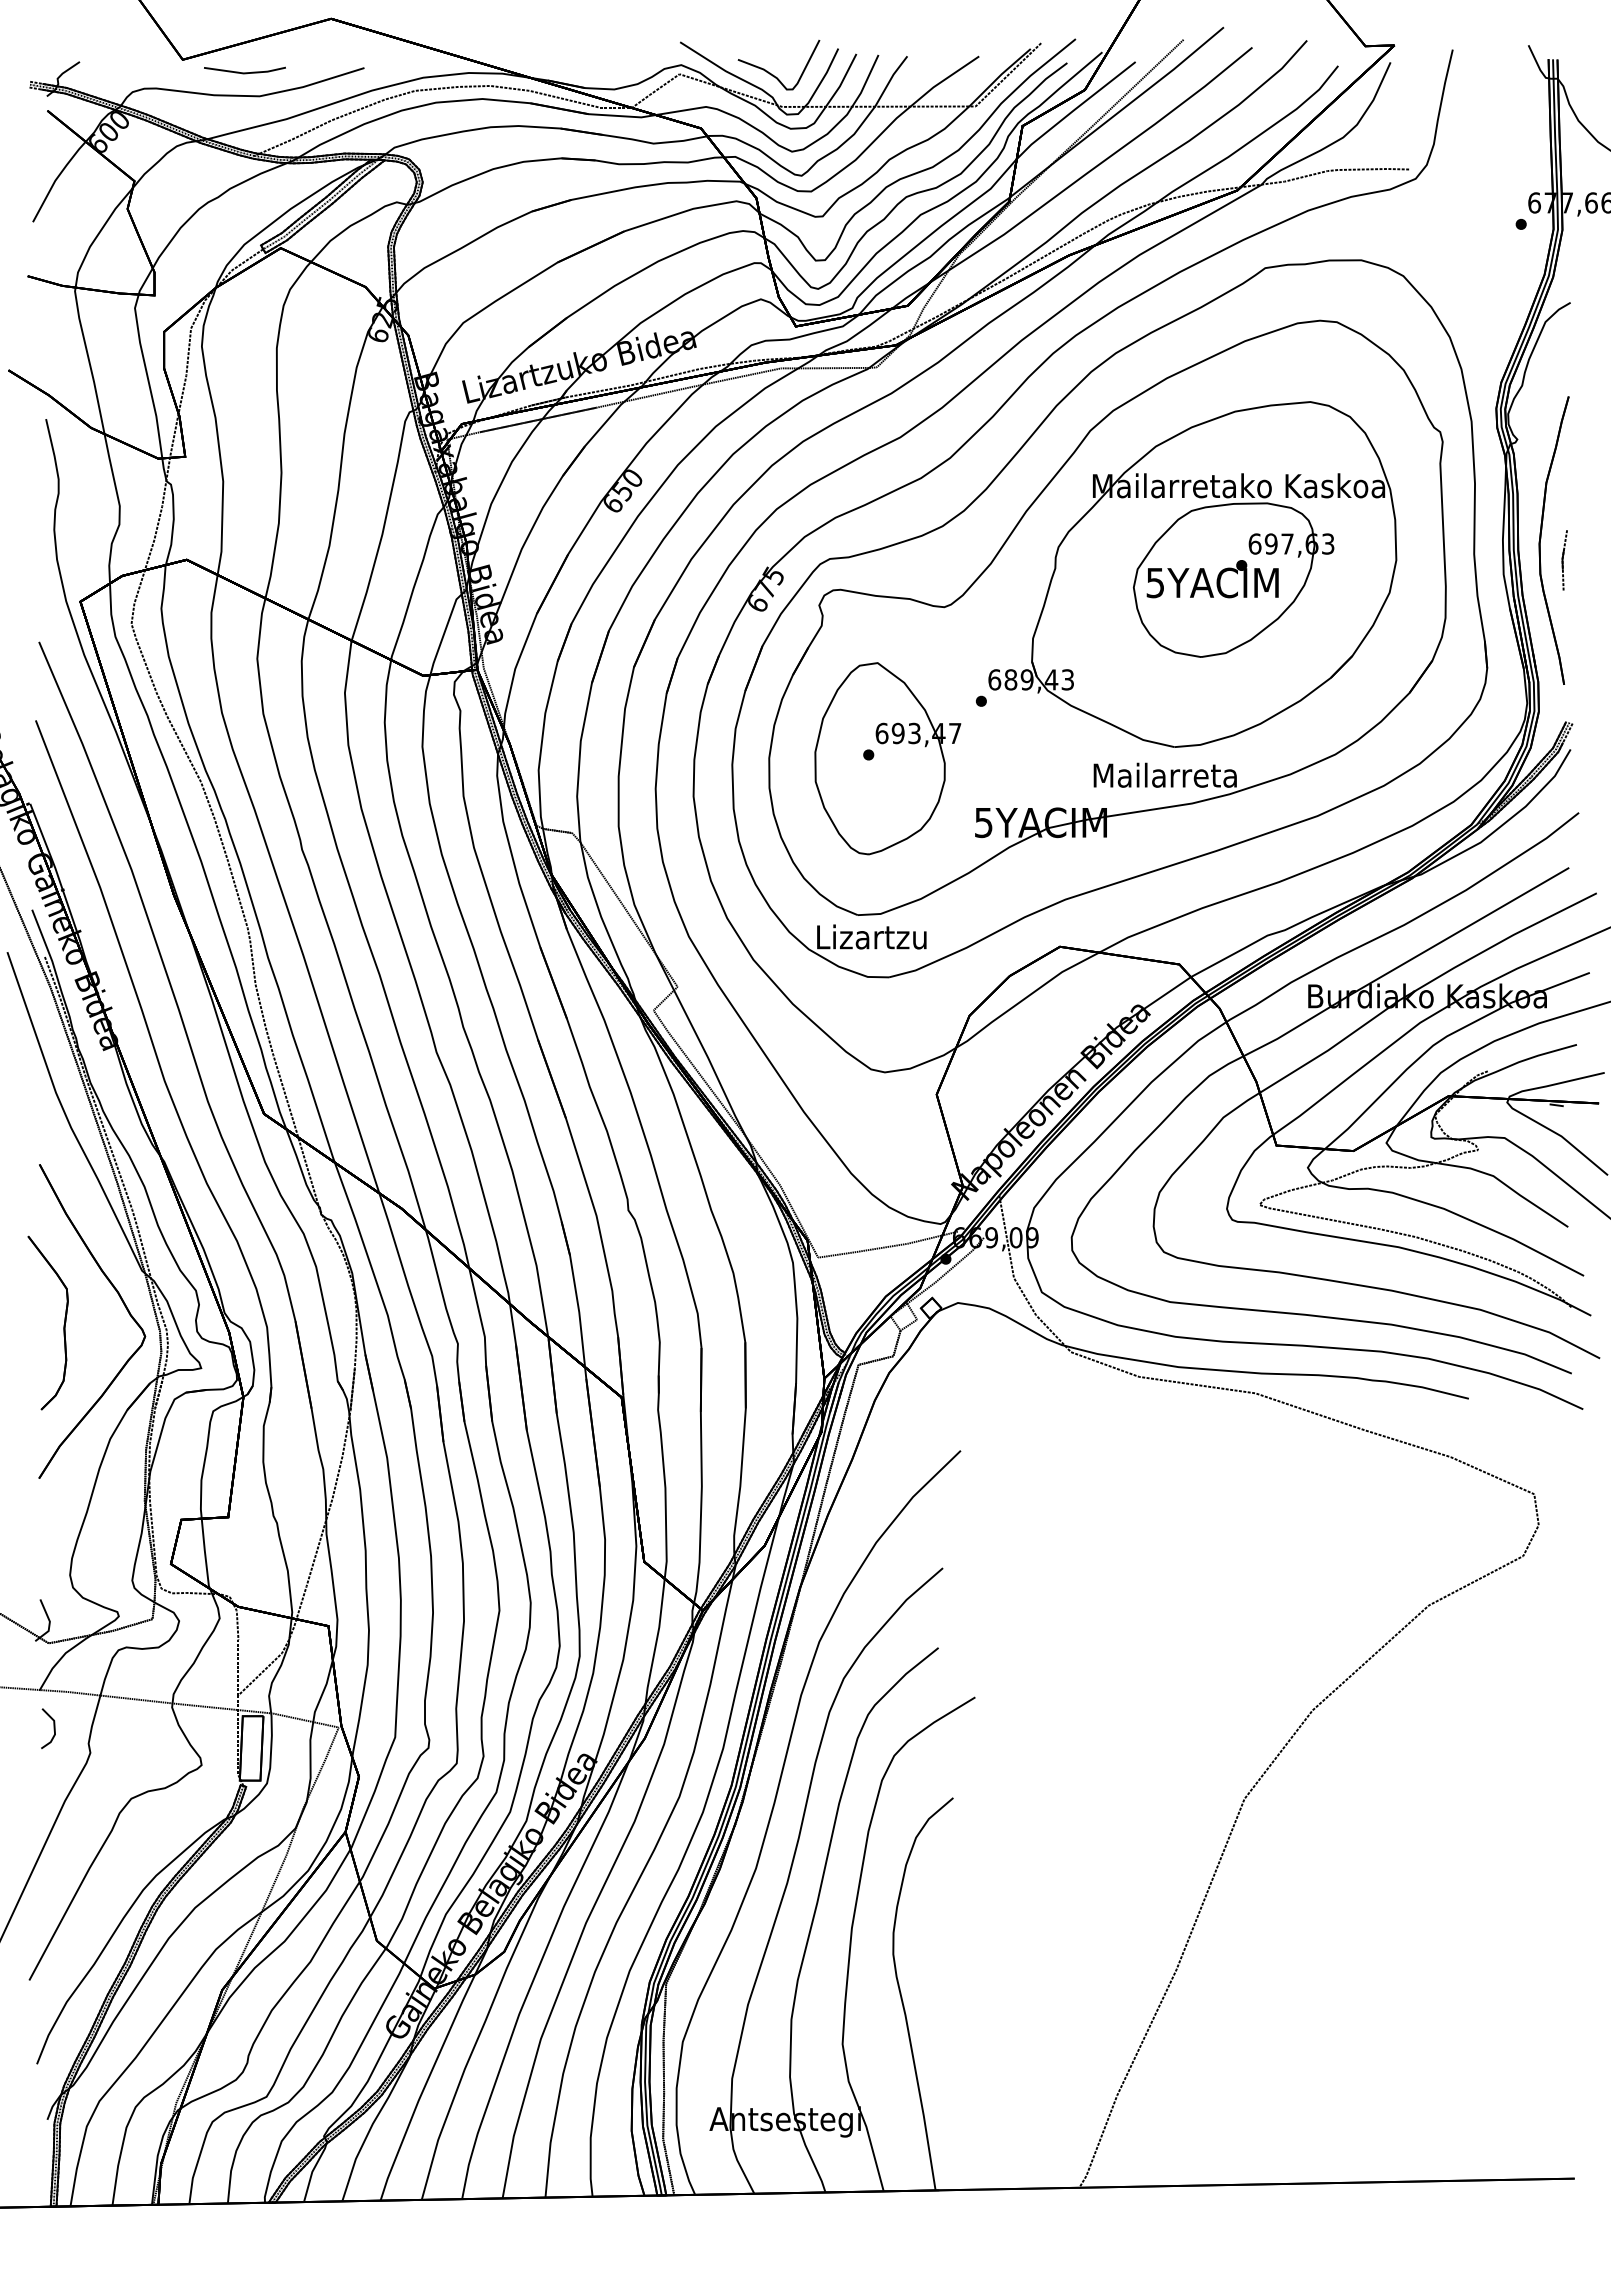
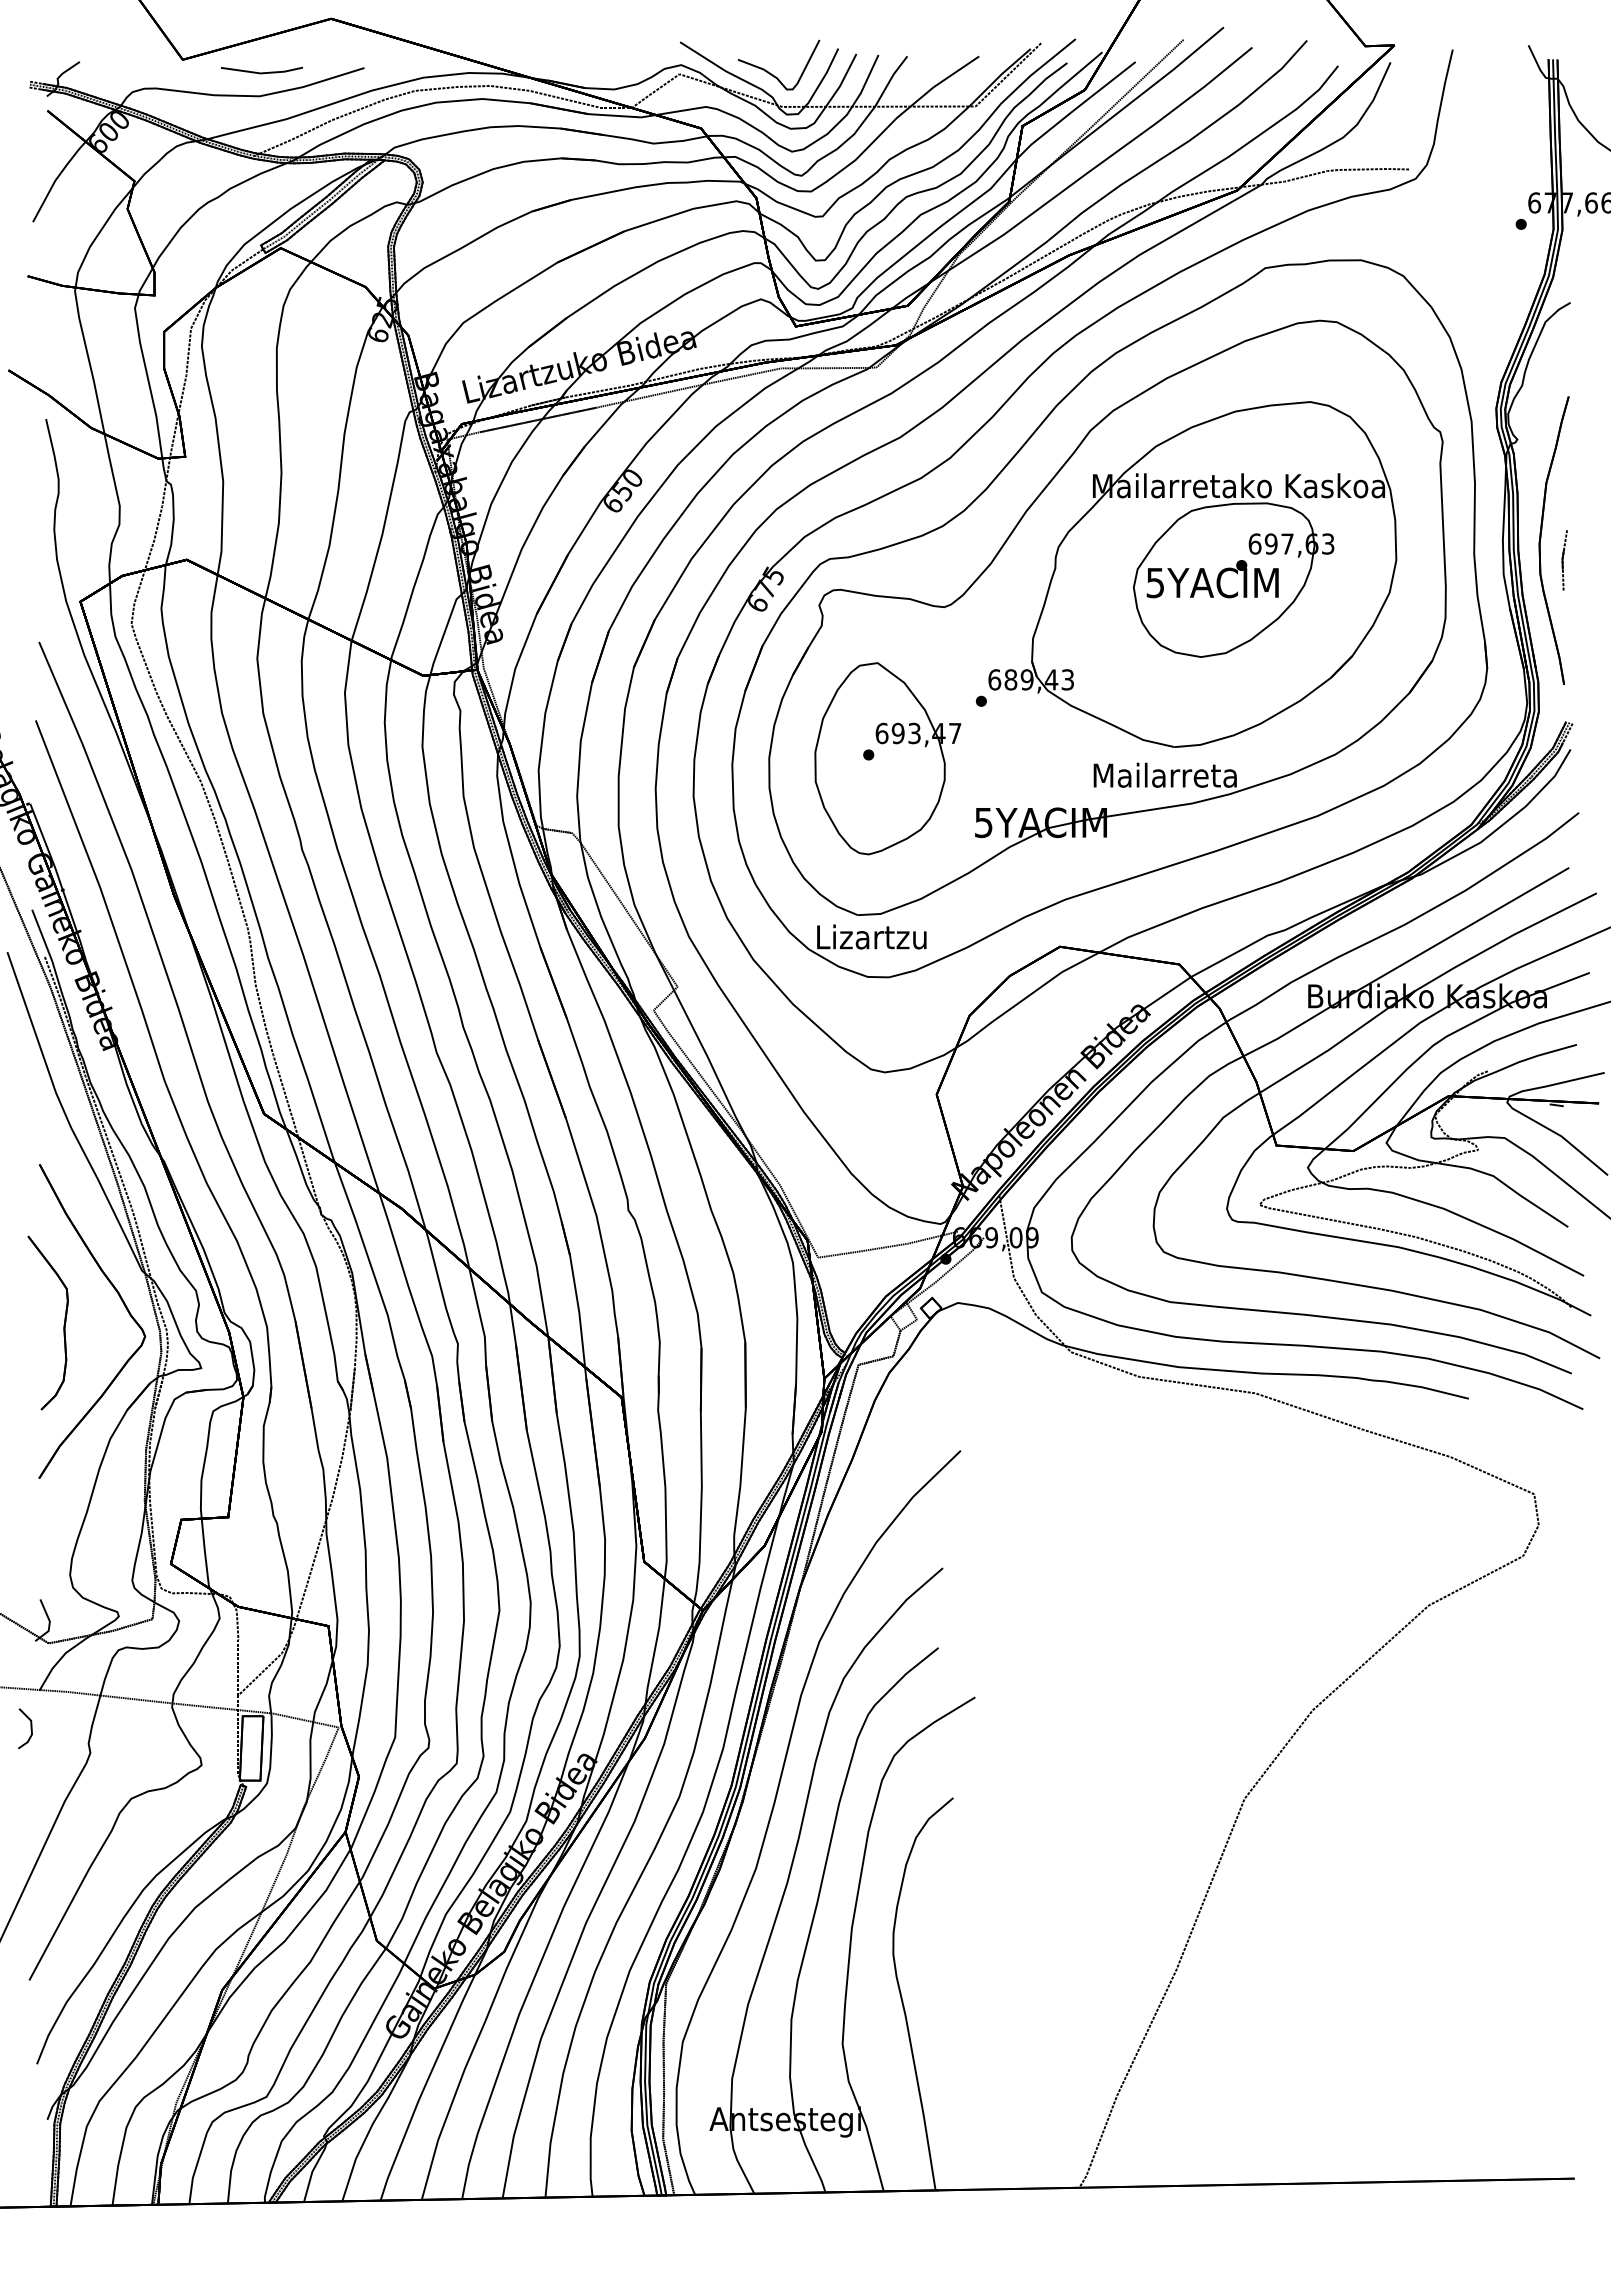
line position: (244, 72) -> (261, 72) (261, 72)
line position: (53, 1728) -> (30, 1728) (30, 1728)
